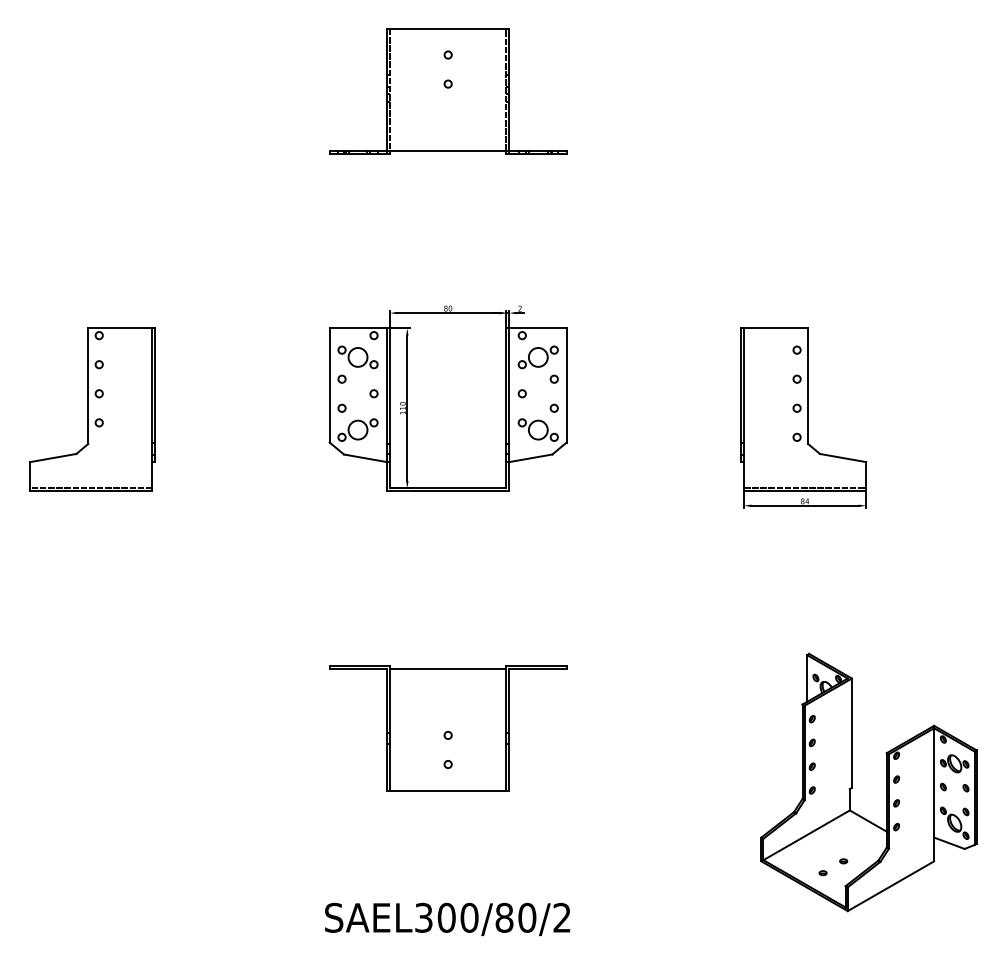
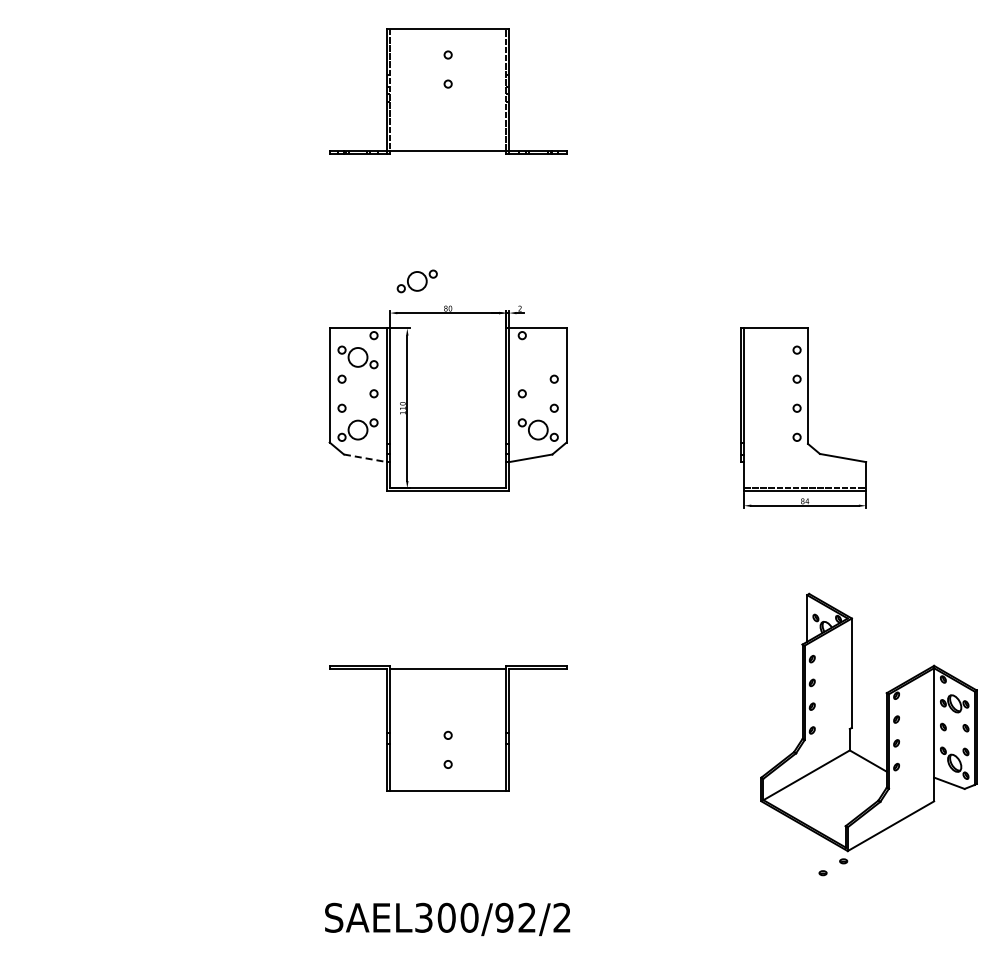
part position: (537, 357) -> (416, 281) (416, 281)
part: present -> none (92, 409)
line: solid -> dashed (365, 458)
part position: (852, 782) -> (852, 722) (852, 722)
text: SAEL300/80/2 -> SAEL300/92/2 (515, 917)
